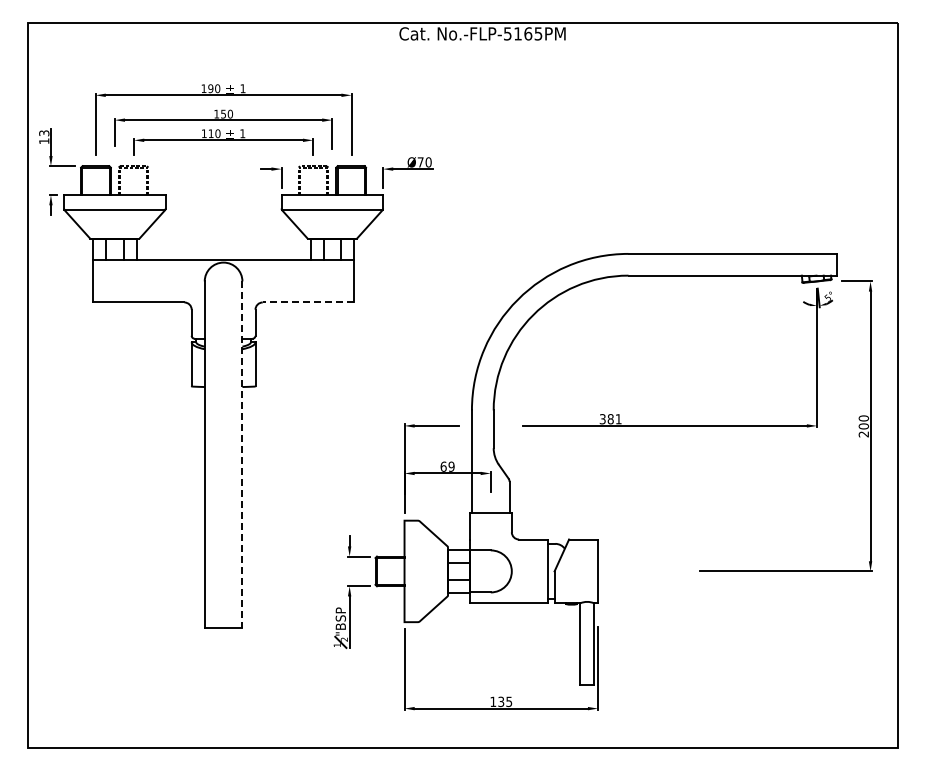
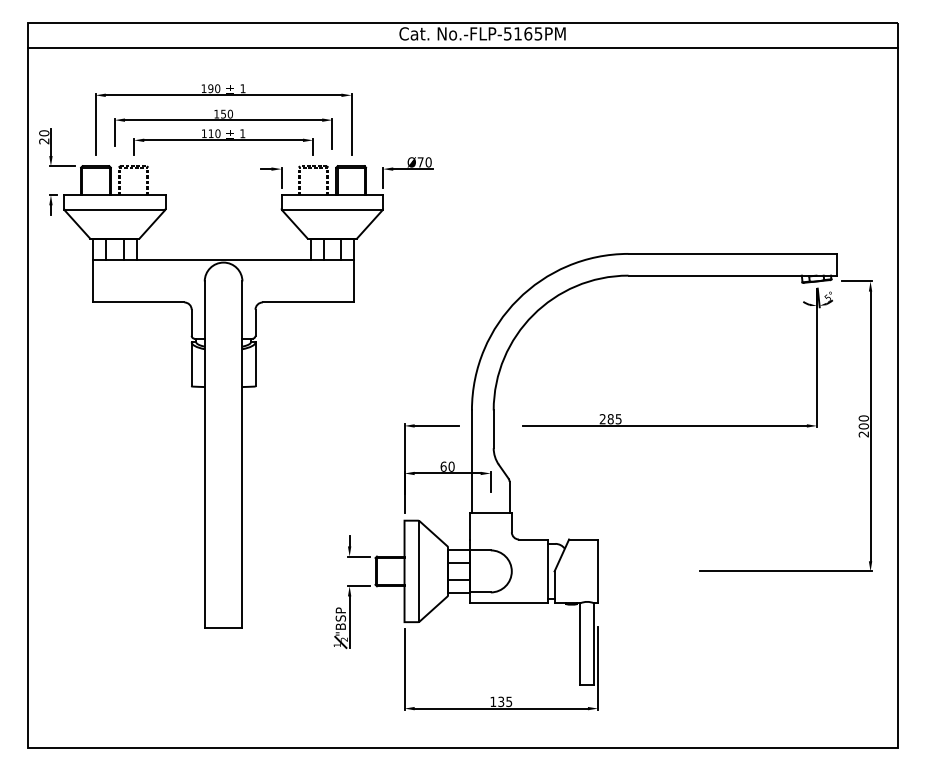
line: none -> present (462, 47)
text: 13 -> 20 (44, 137)
line: dashed -> solid (308, 302)
text: 381 -> 285 (610, 419)
line: dashed -> solid (242, 455)
text: 69 -> 60 (451, 466)
line: none -> present (418, 570)
